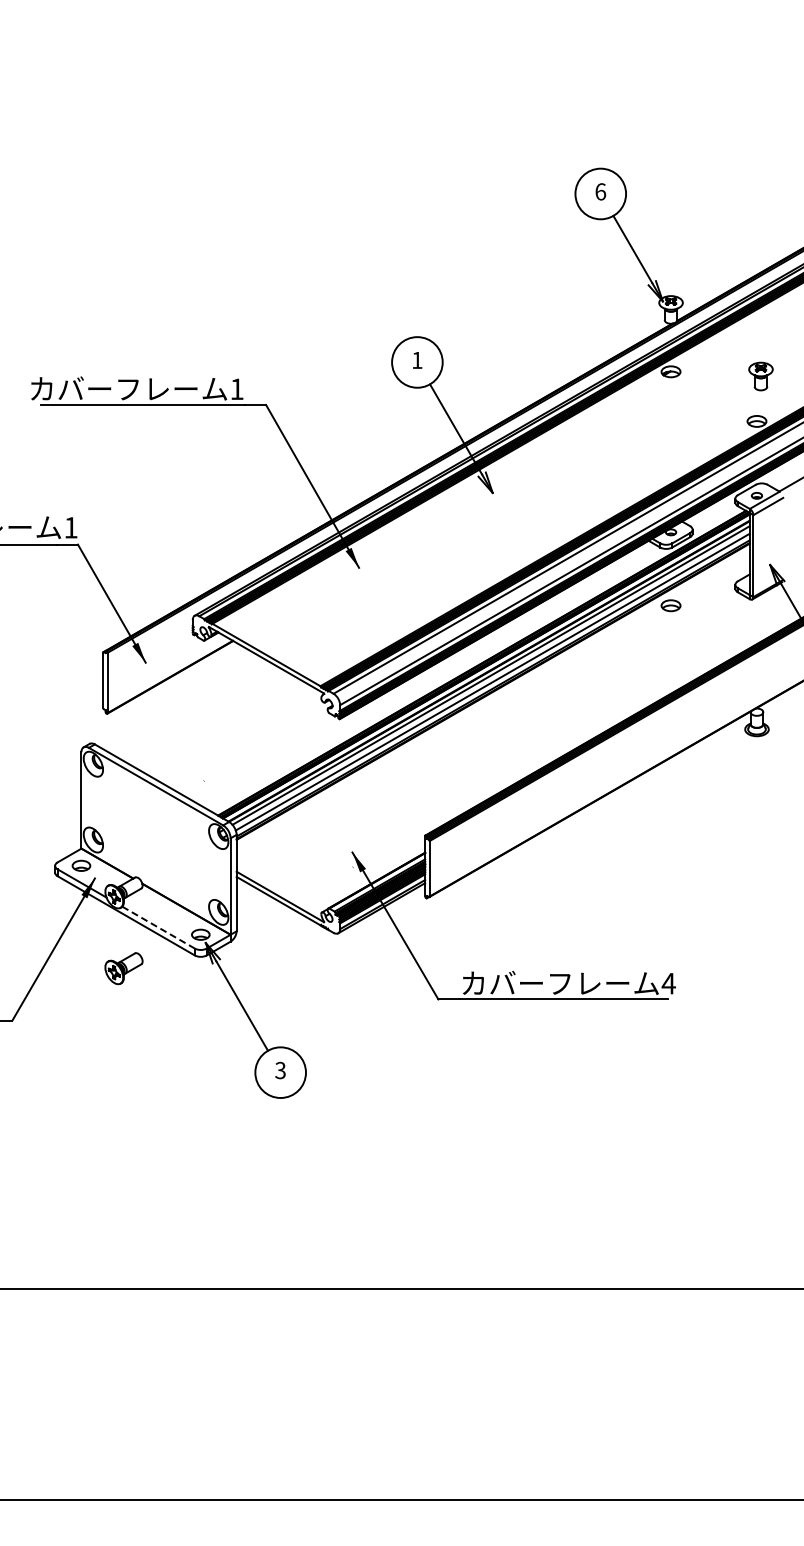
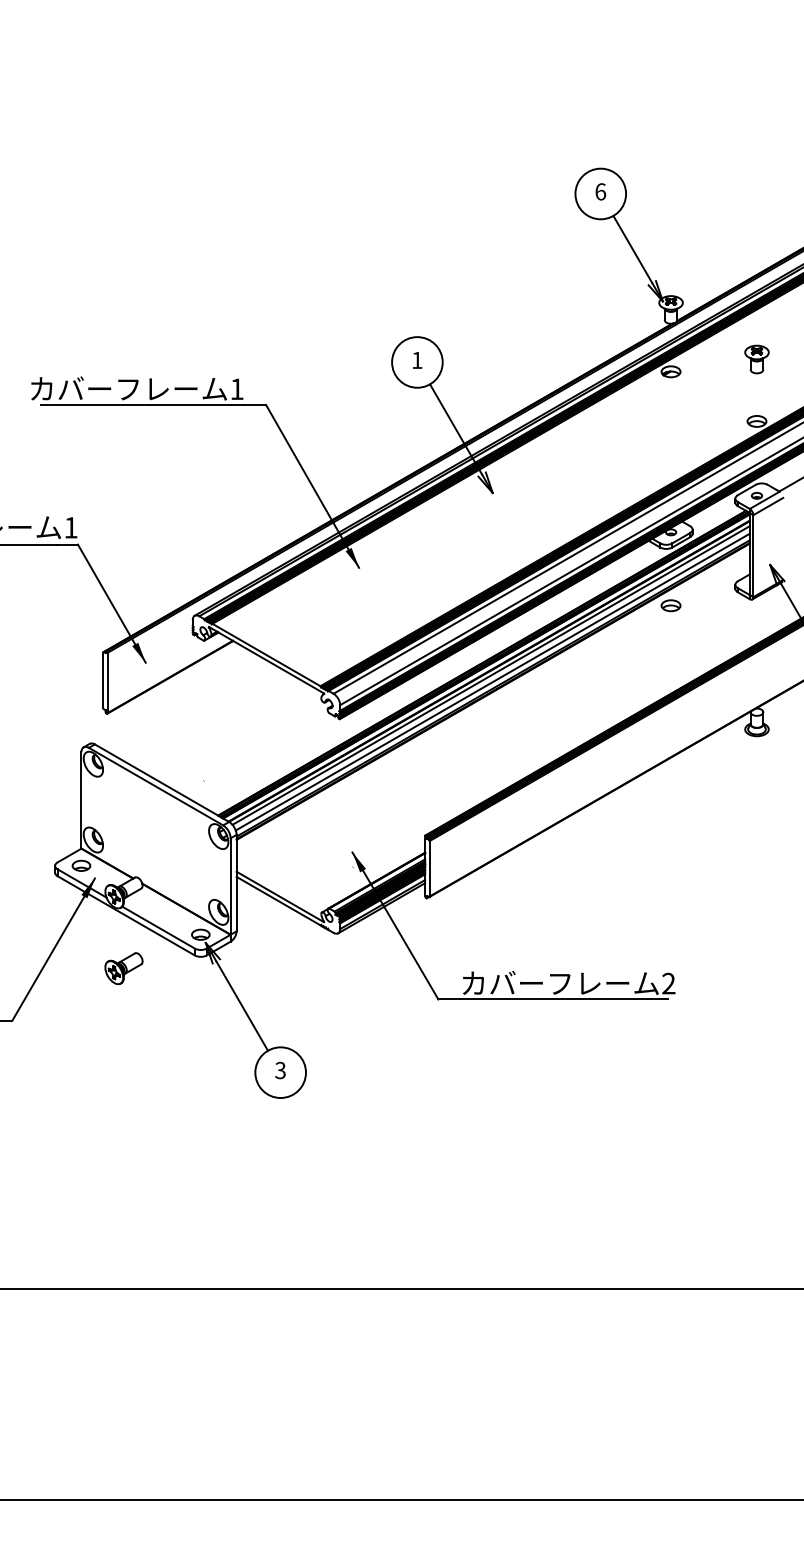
part position: (760, 376) -> (756, 359) (756, 359)
line: dashed -> solid (158, 927)
text: 4 -> 2 (668, 983)
